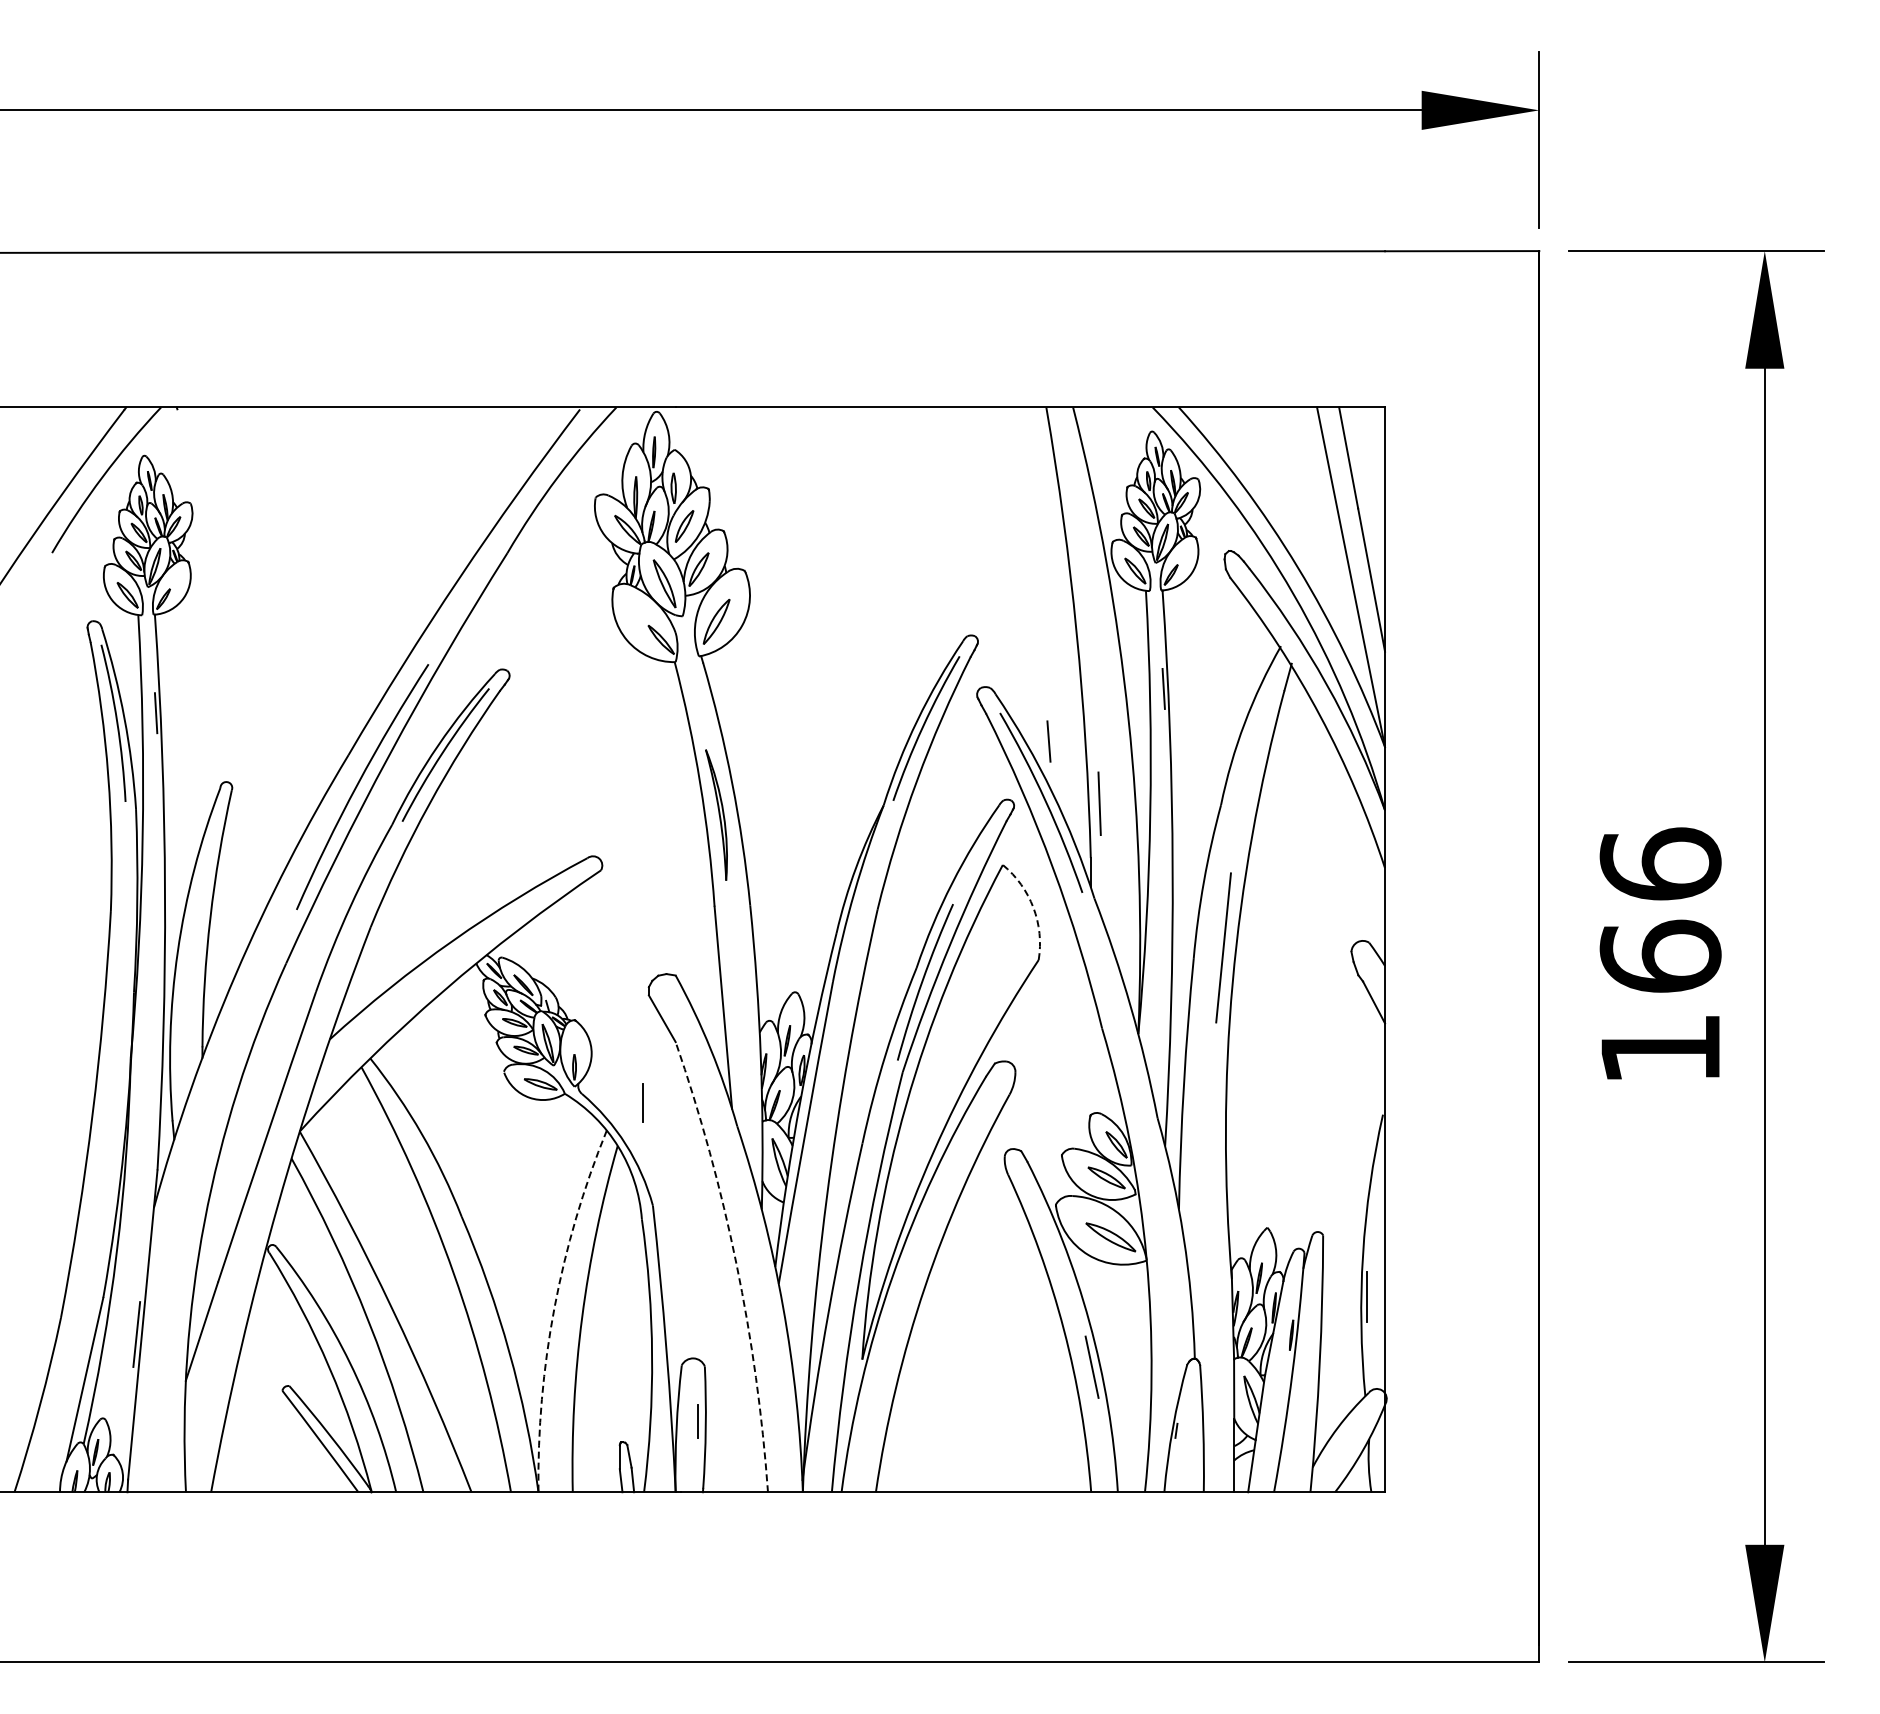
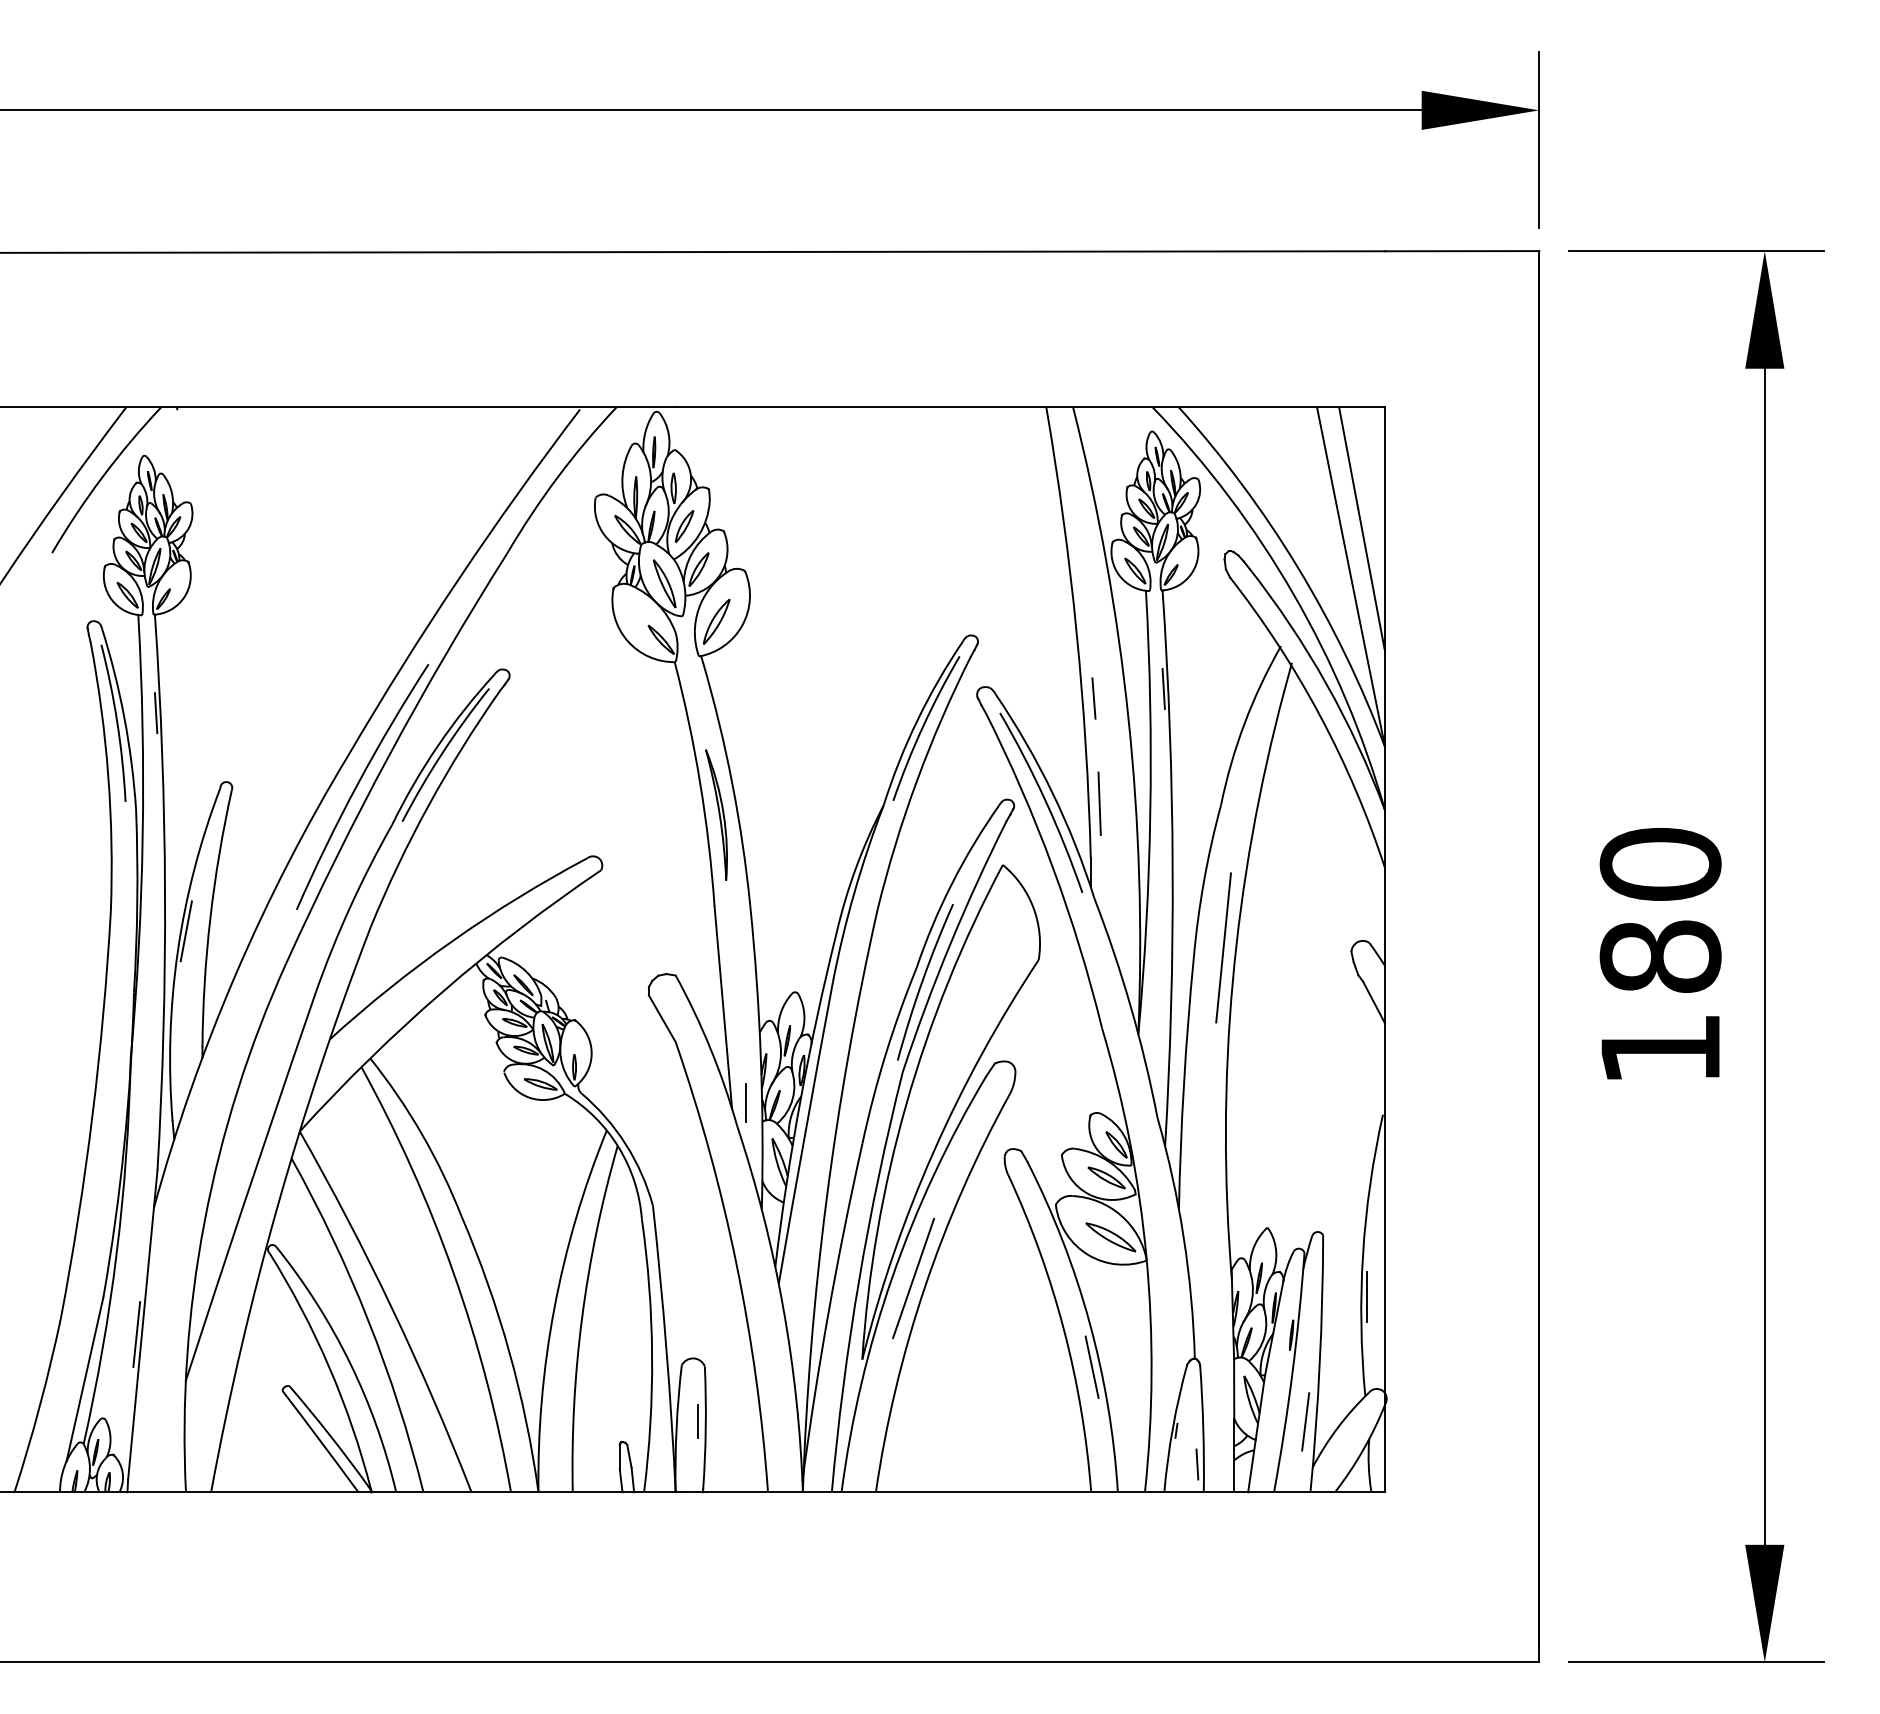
line position: (1048, 741) -> (1093, 698) (1093, 698)
arc: dashed -> solid (1033, 907)
text: 166 -> 180 (1660, 909)
line: none -> present (185, 931)
line position: (642, 1102) -> (745, 1102) (745, 1102)
arc: dashed -> solid (736, 1264)
line: none -> present (913, 1278)
arc: dashed -> solid (554, 1307)
line: none -> present (1305, 1421)
line: none -> present (1197, 1464)
